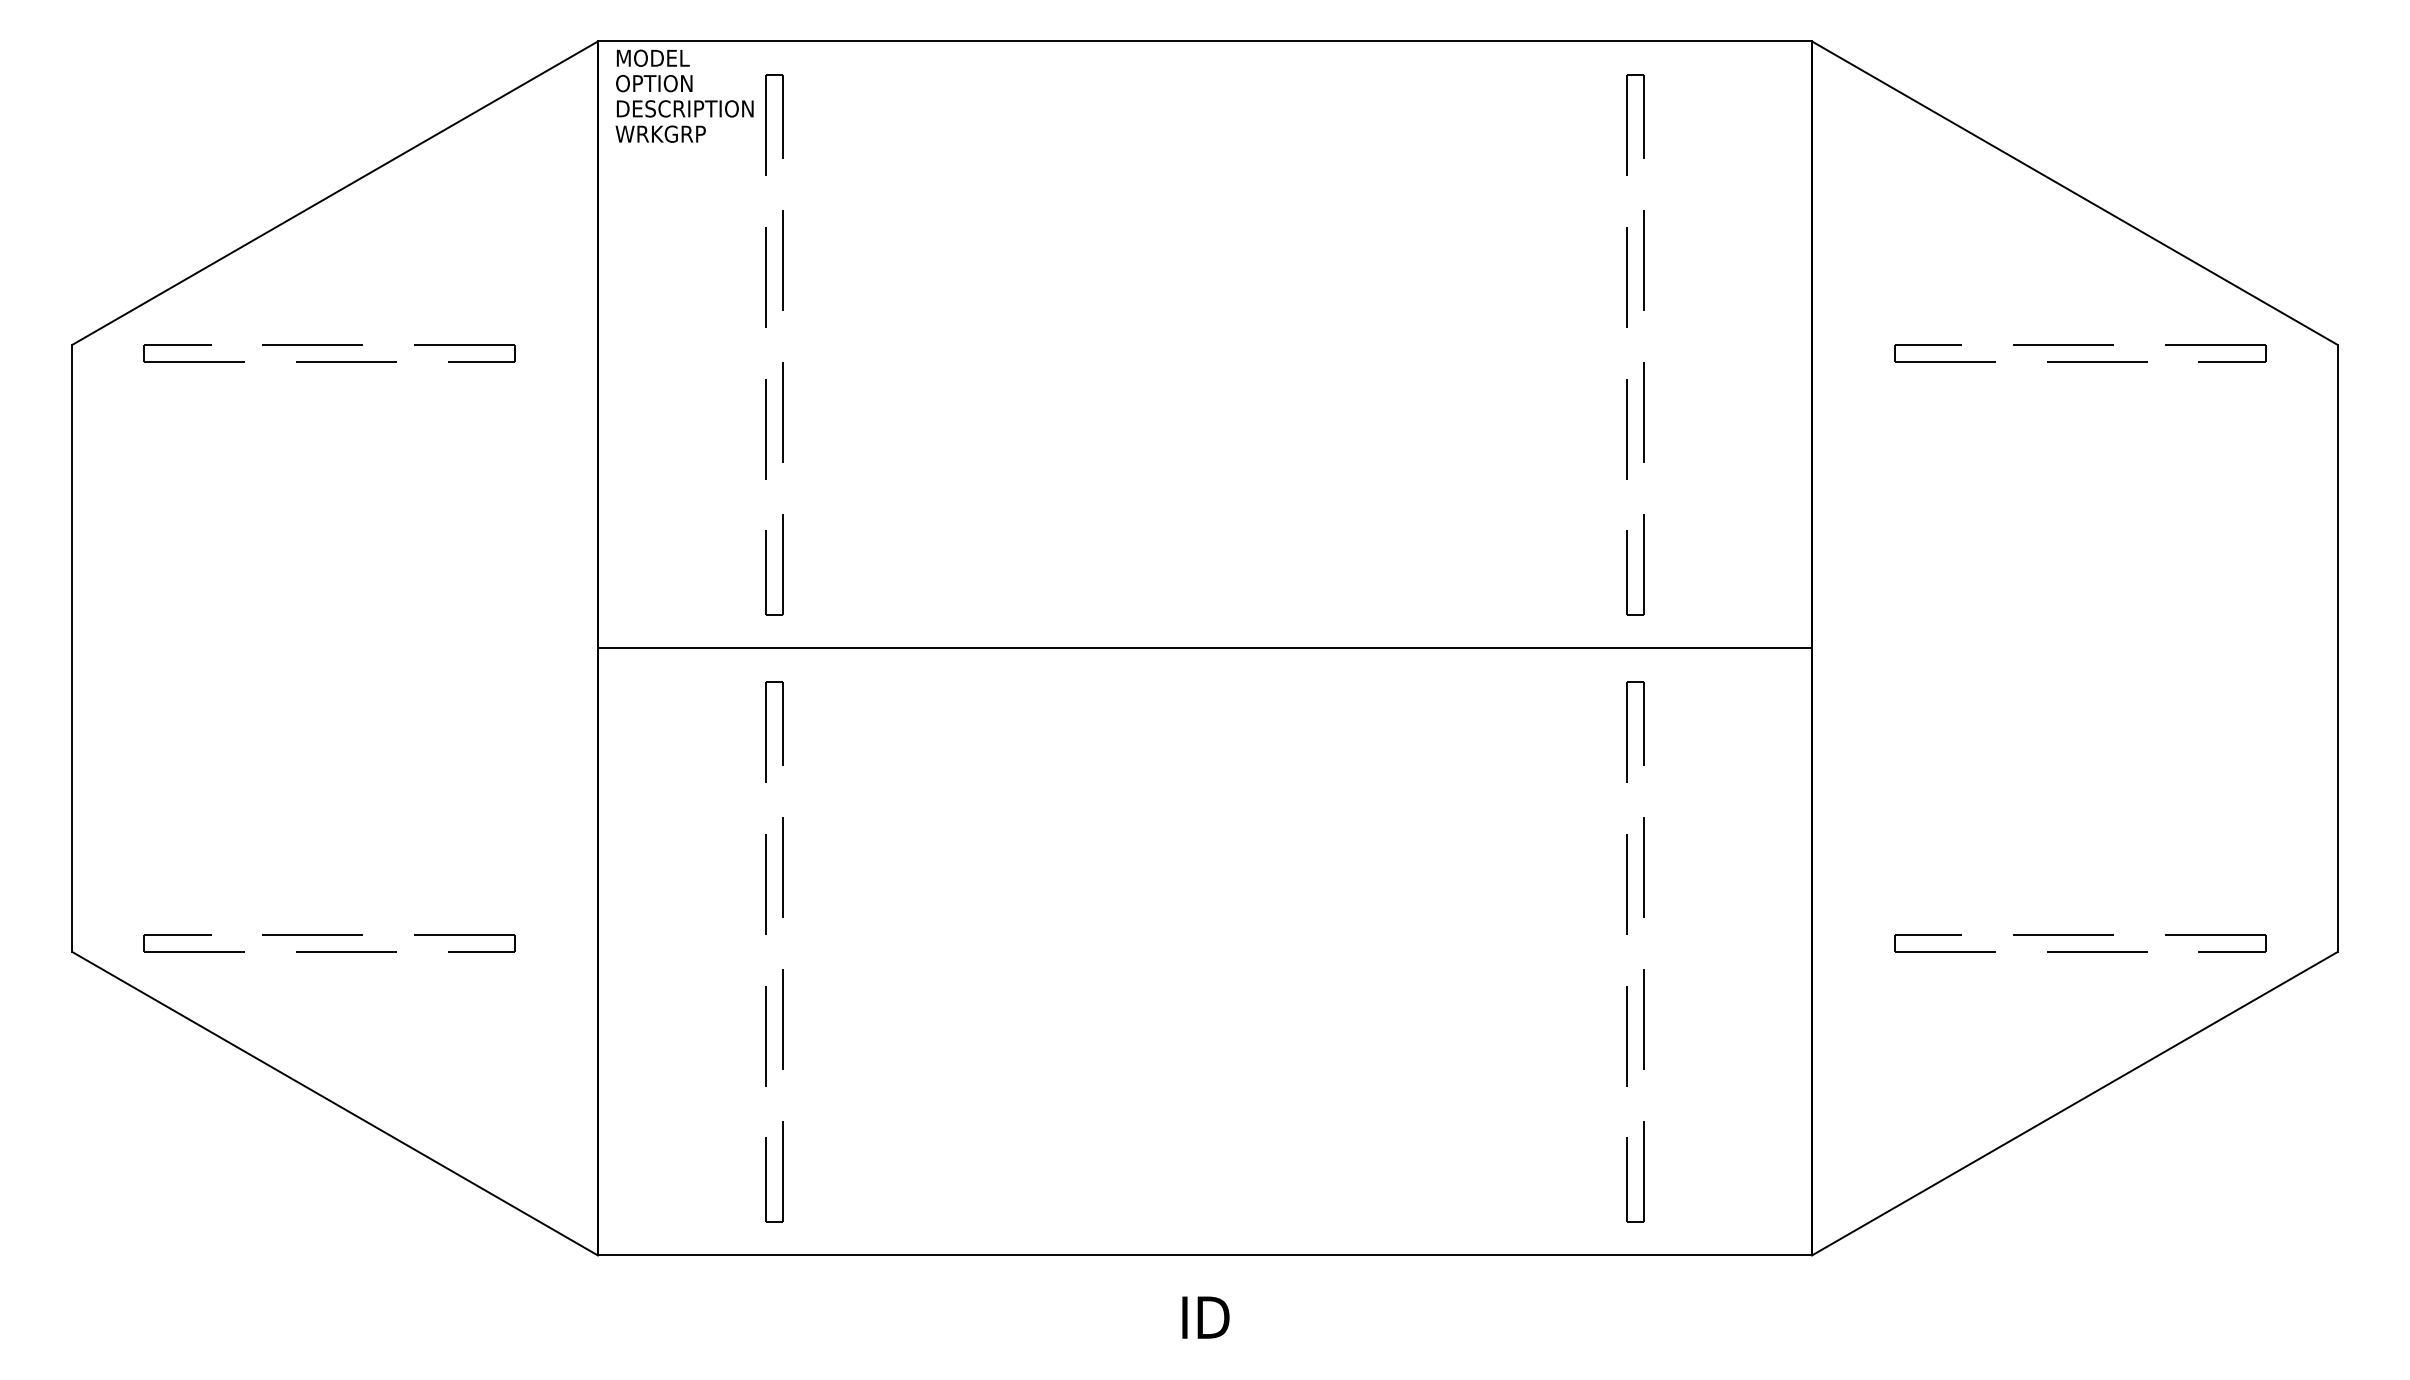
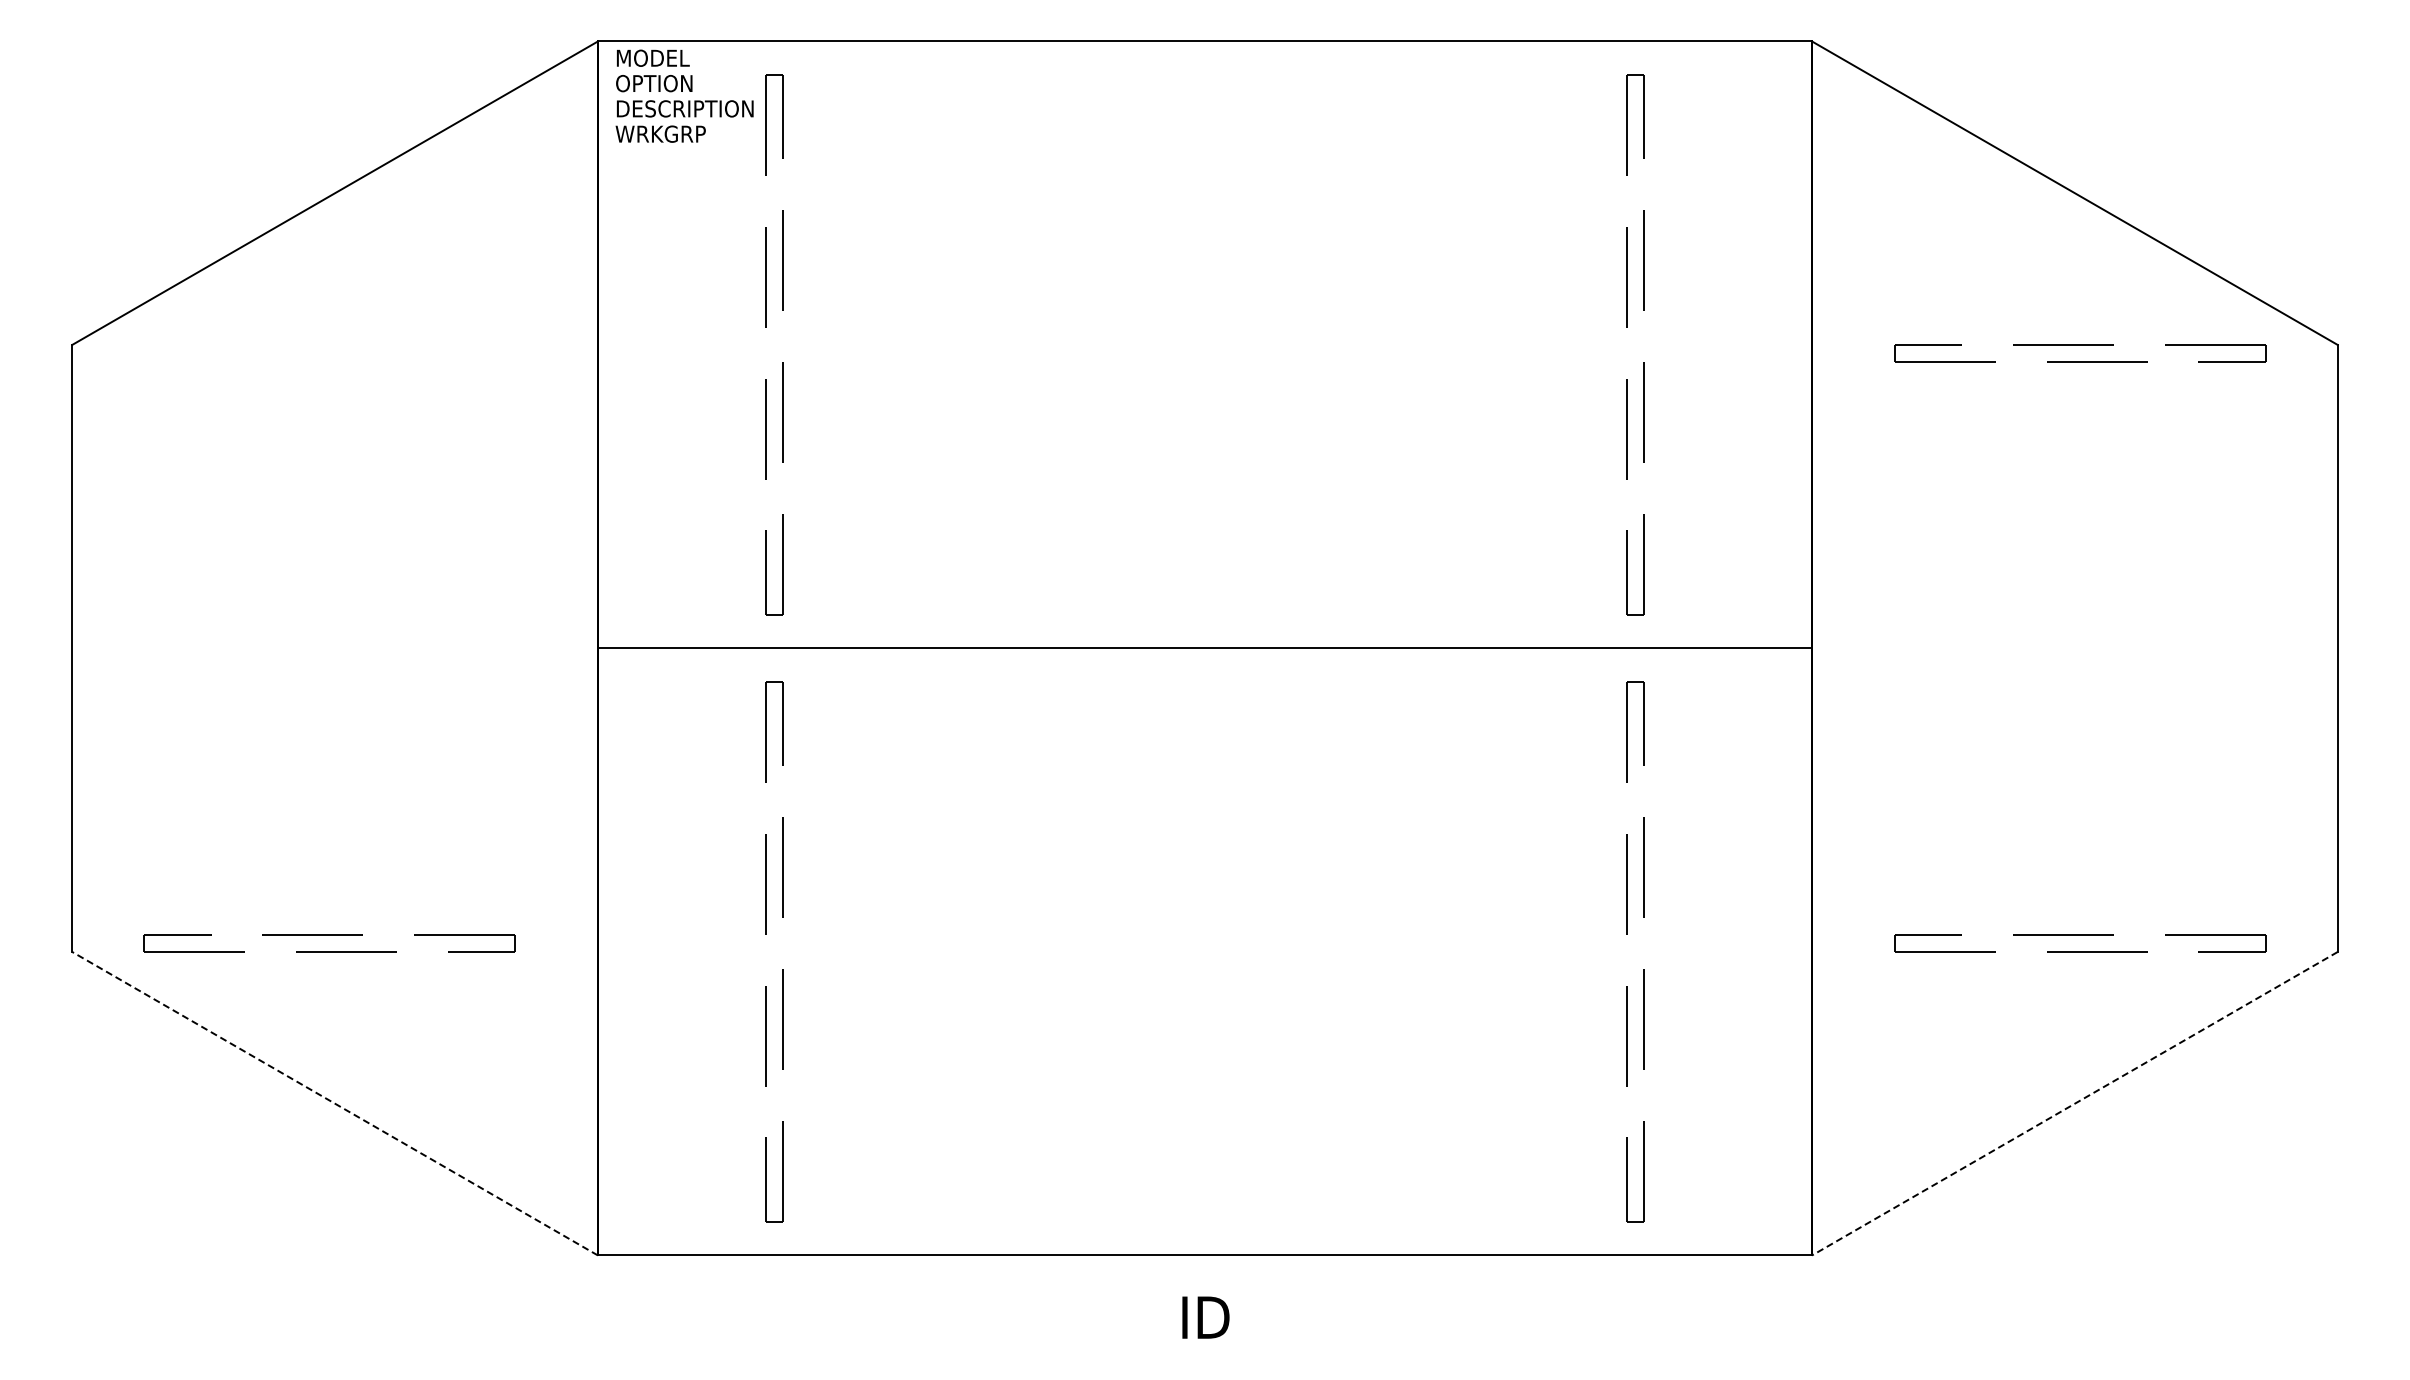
part: present -> none (329, 345)
line: solid -> dashed (335, 1103)
line: solid -> dashed (2074, 1103)
